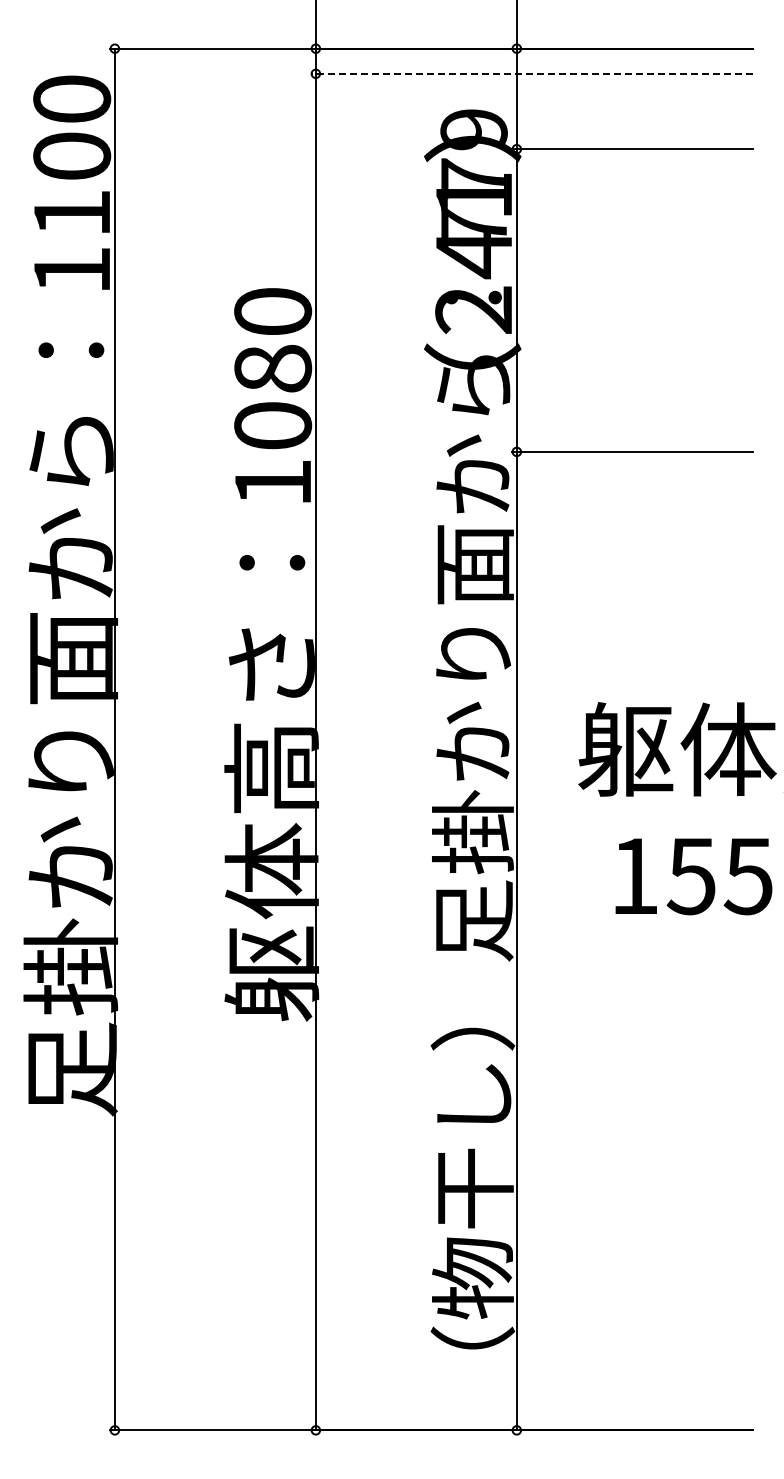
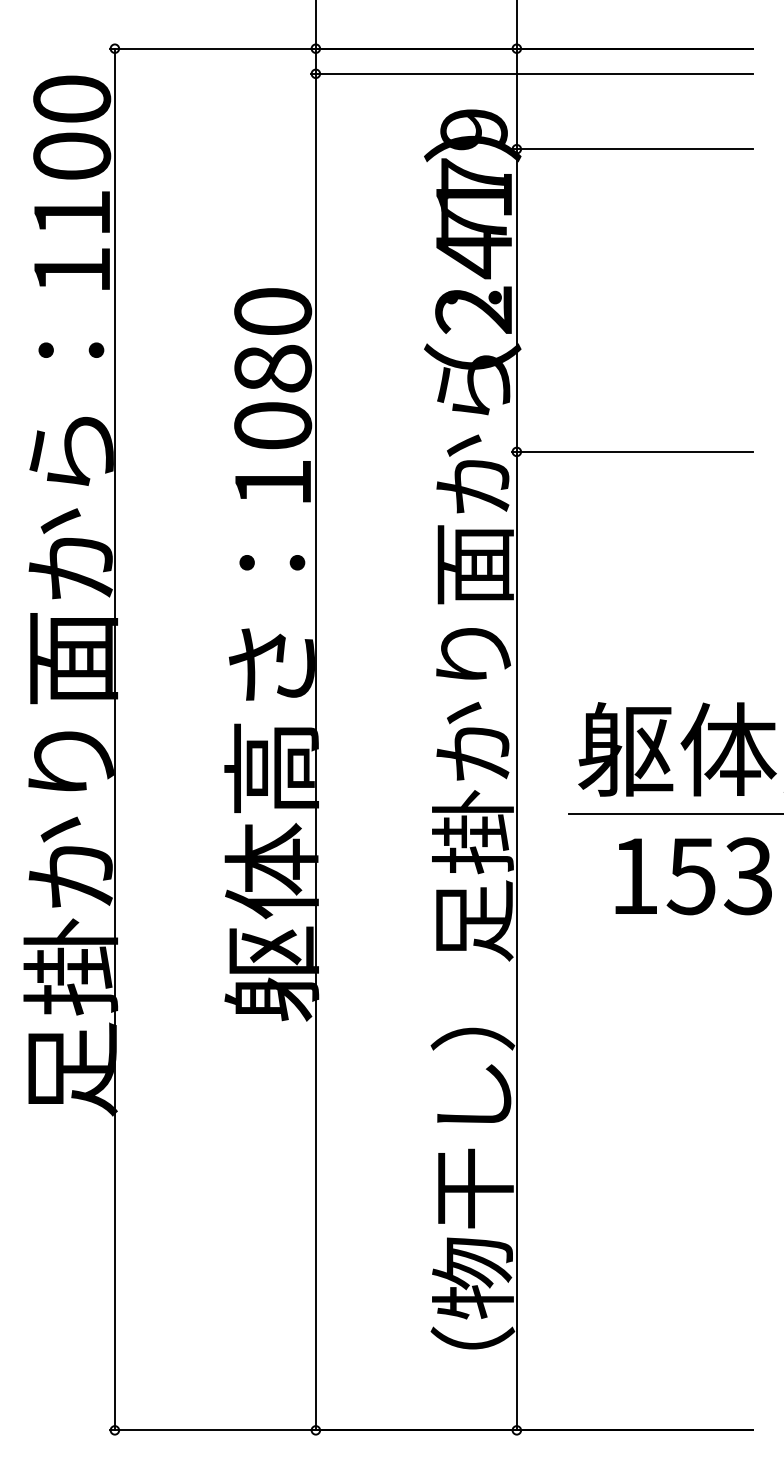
line: dashed -> solid (531, 73)
line: none -> present (674, 813)
text: 155 -> 153 (747, 875)
